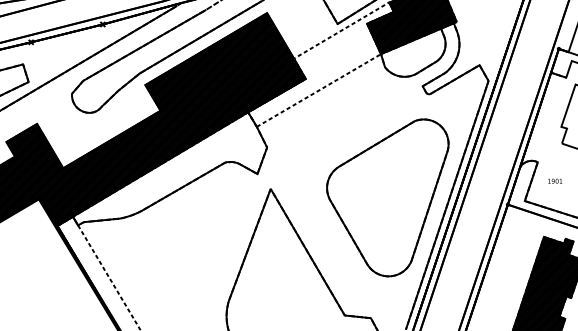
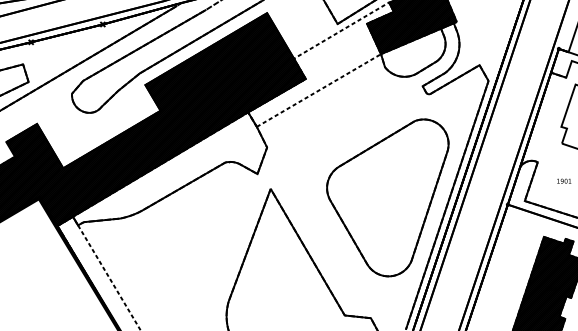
text position: (555, 180) -> (564, 180) (564, 180)
